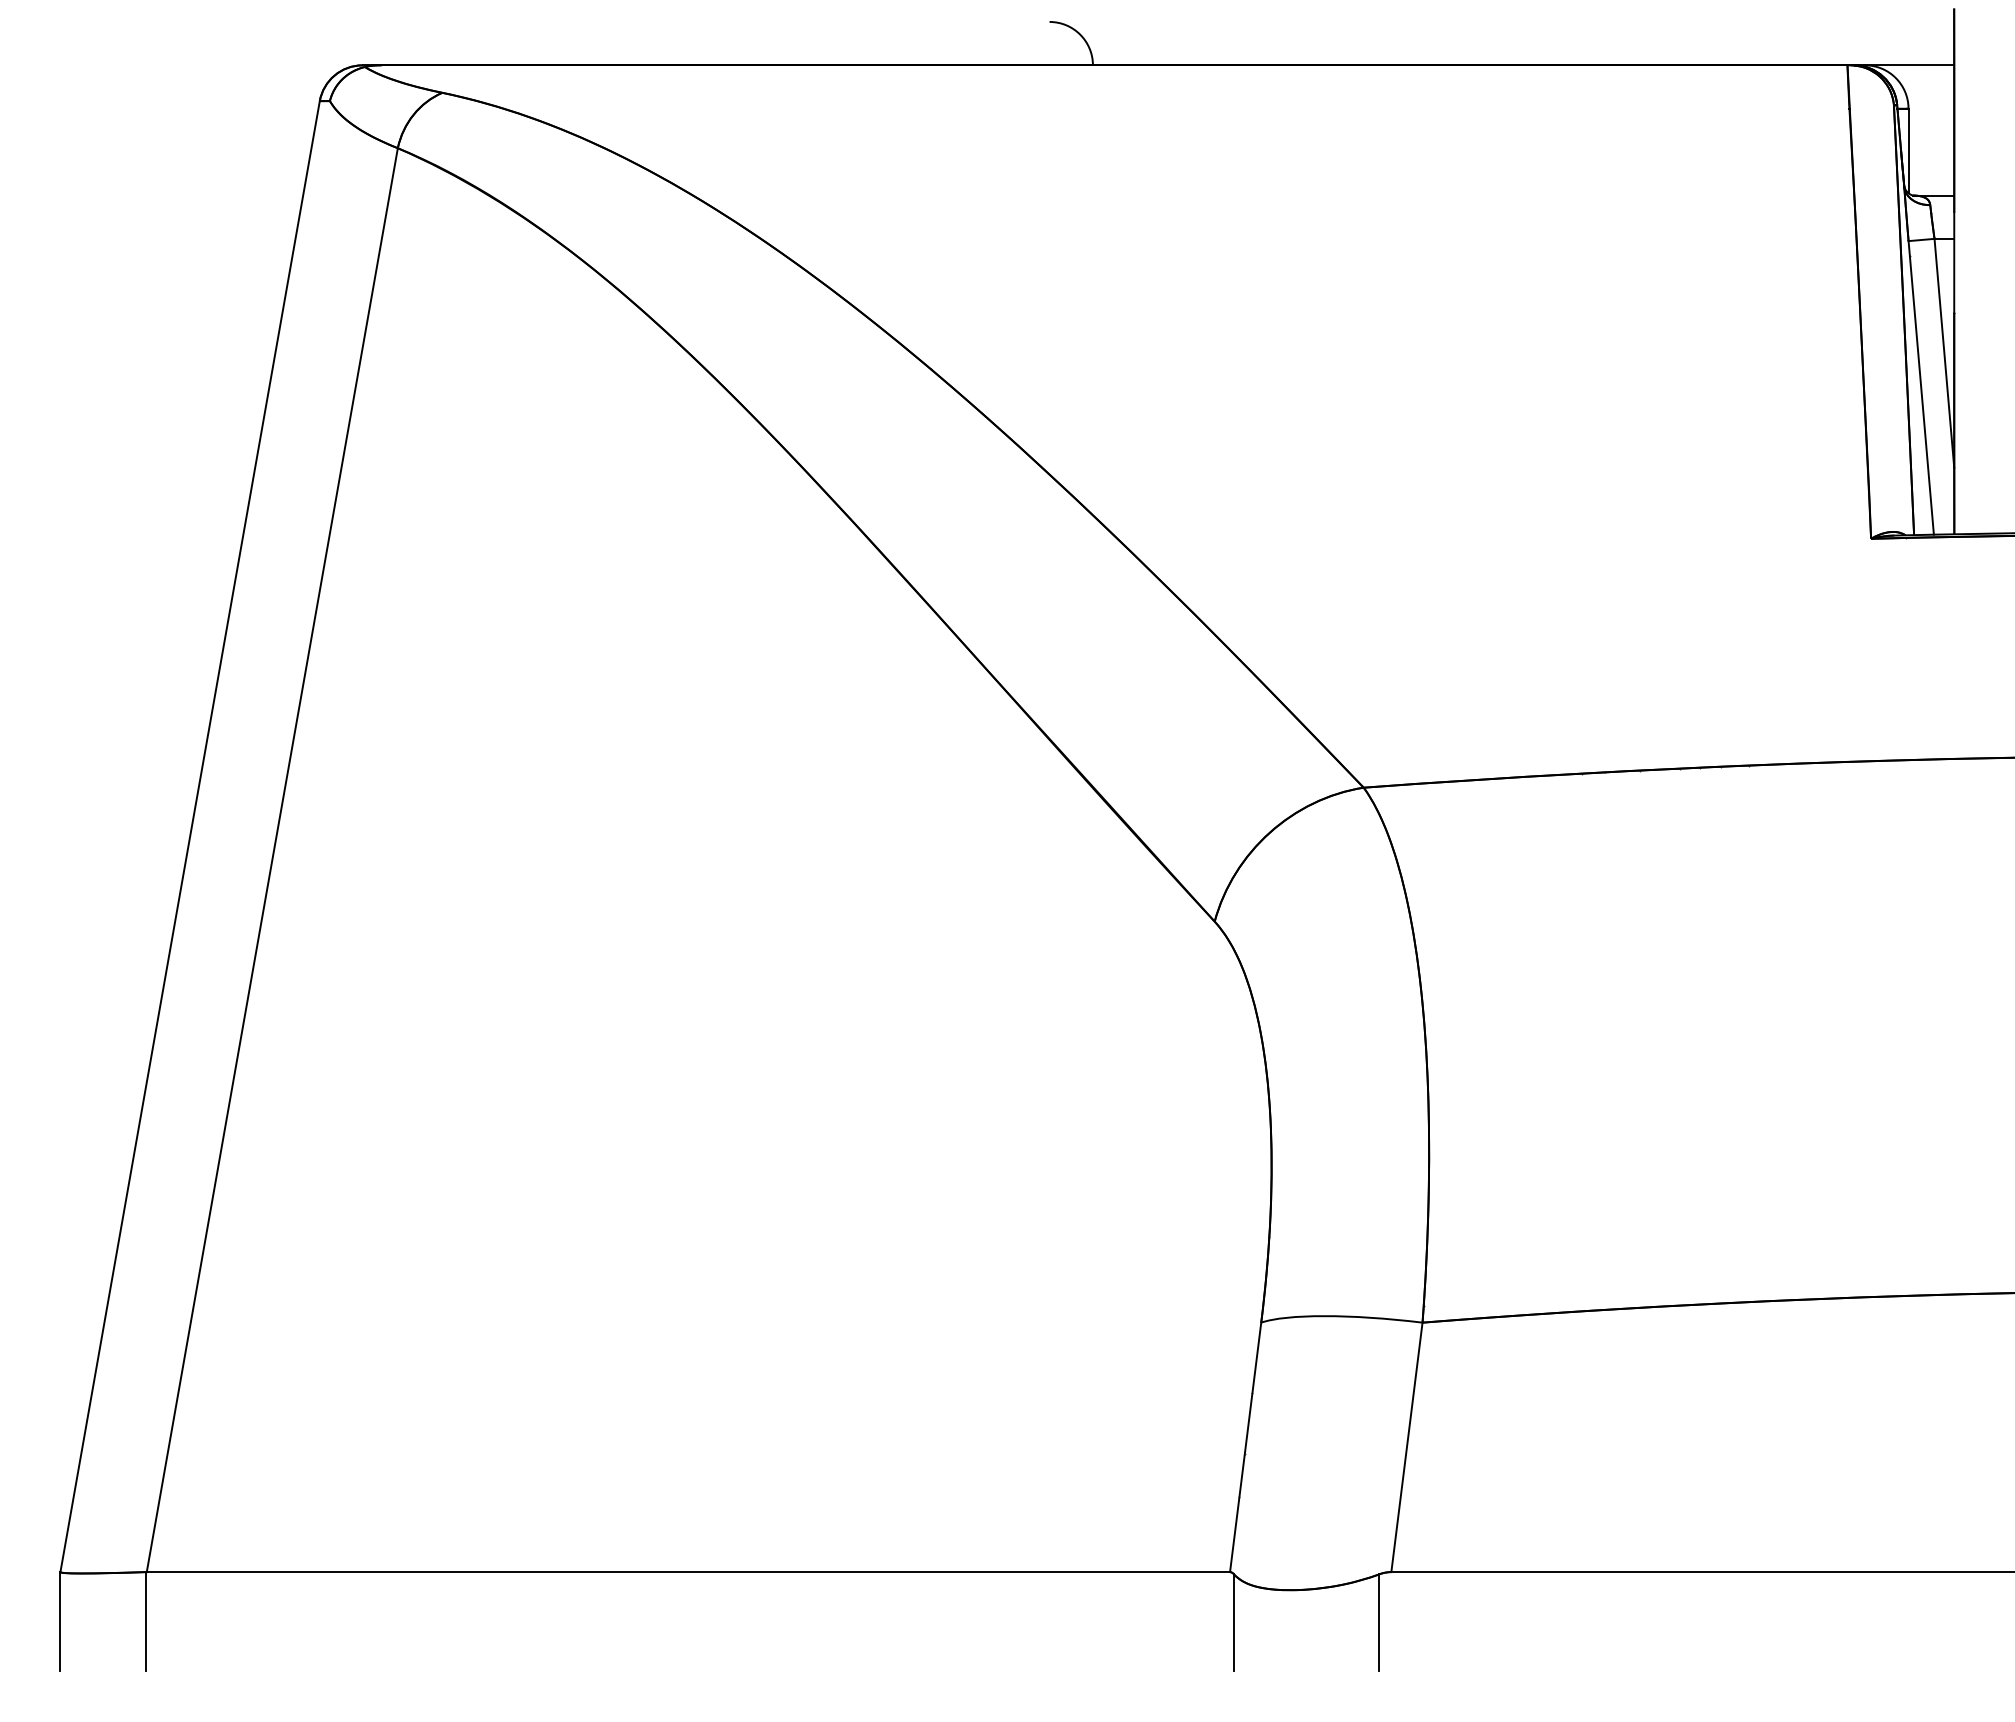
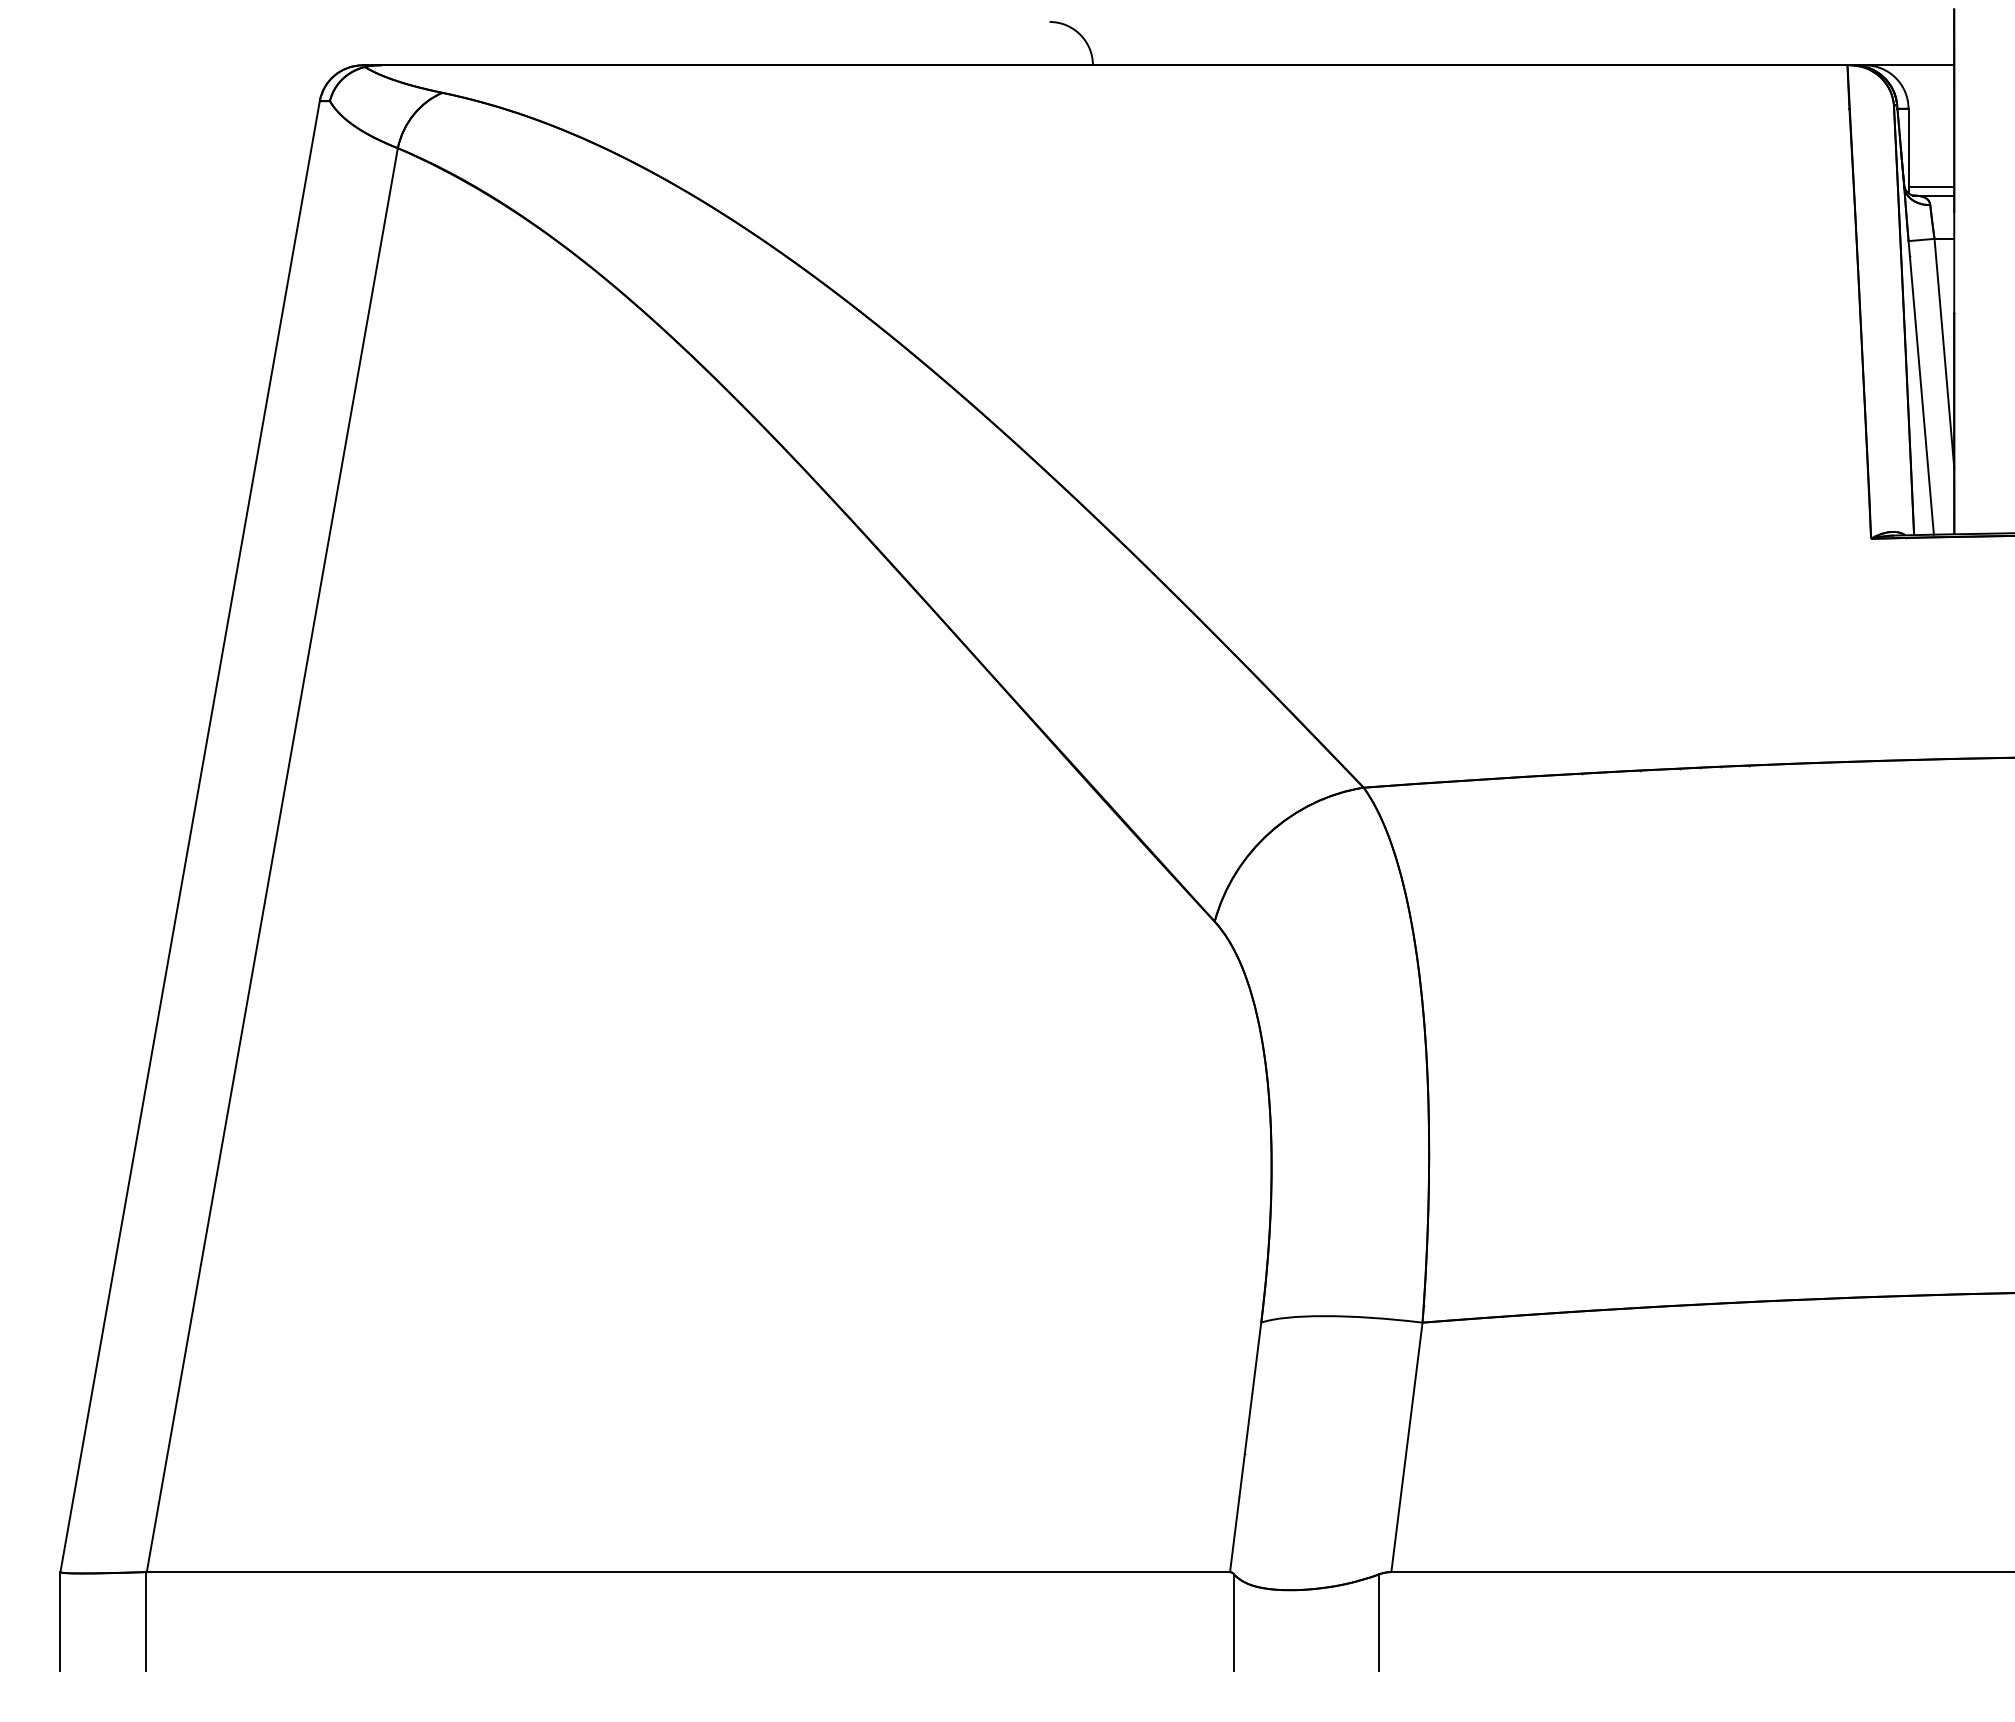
line: none -> present (1931, 186)
